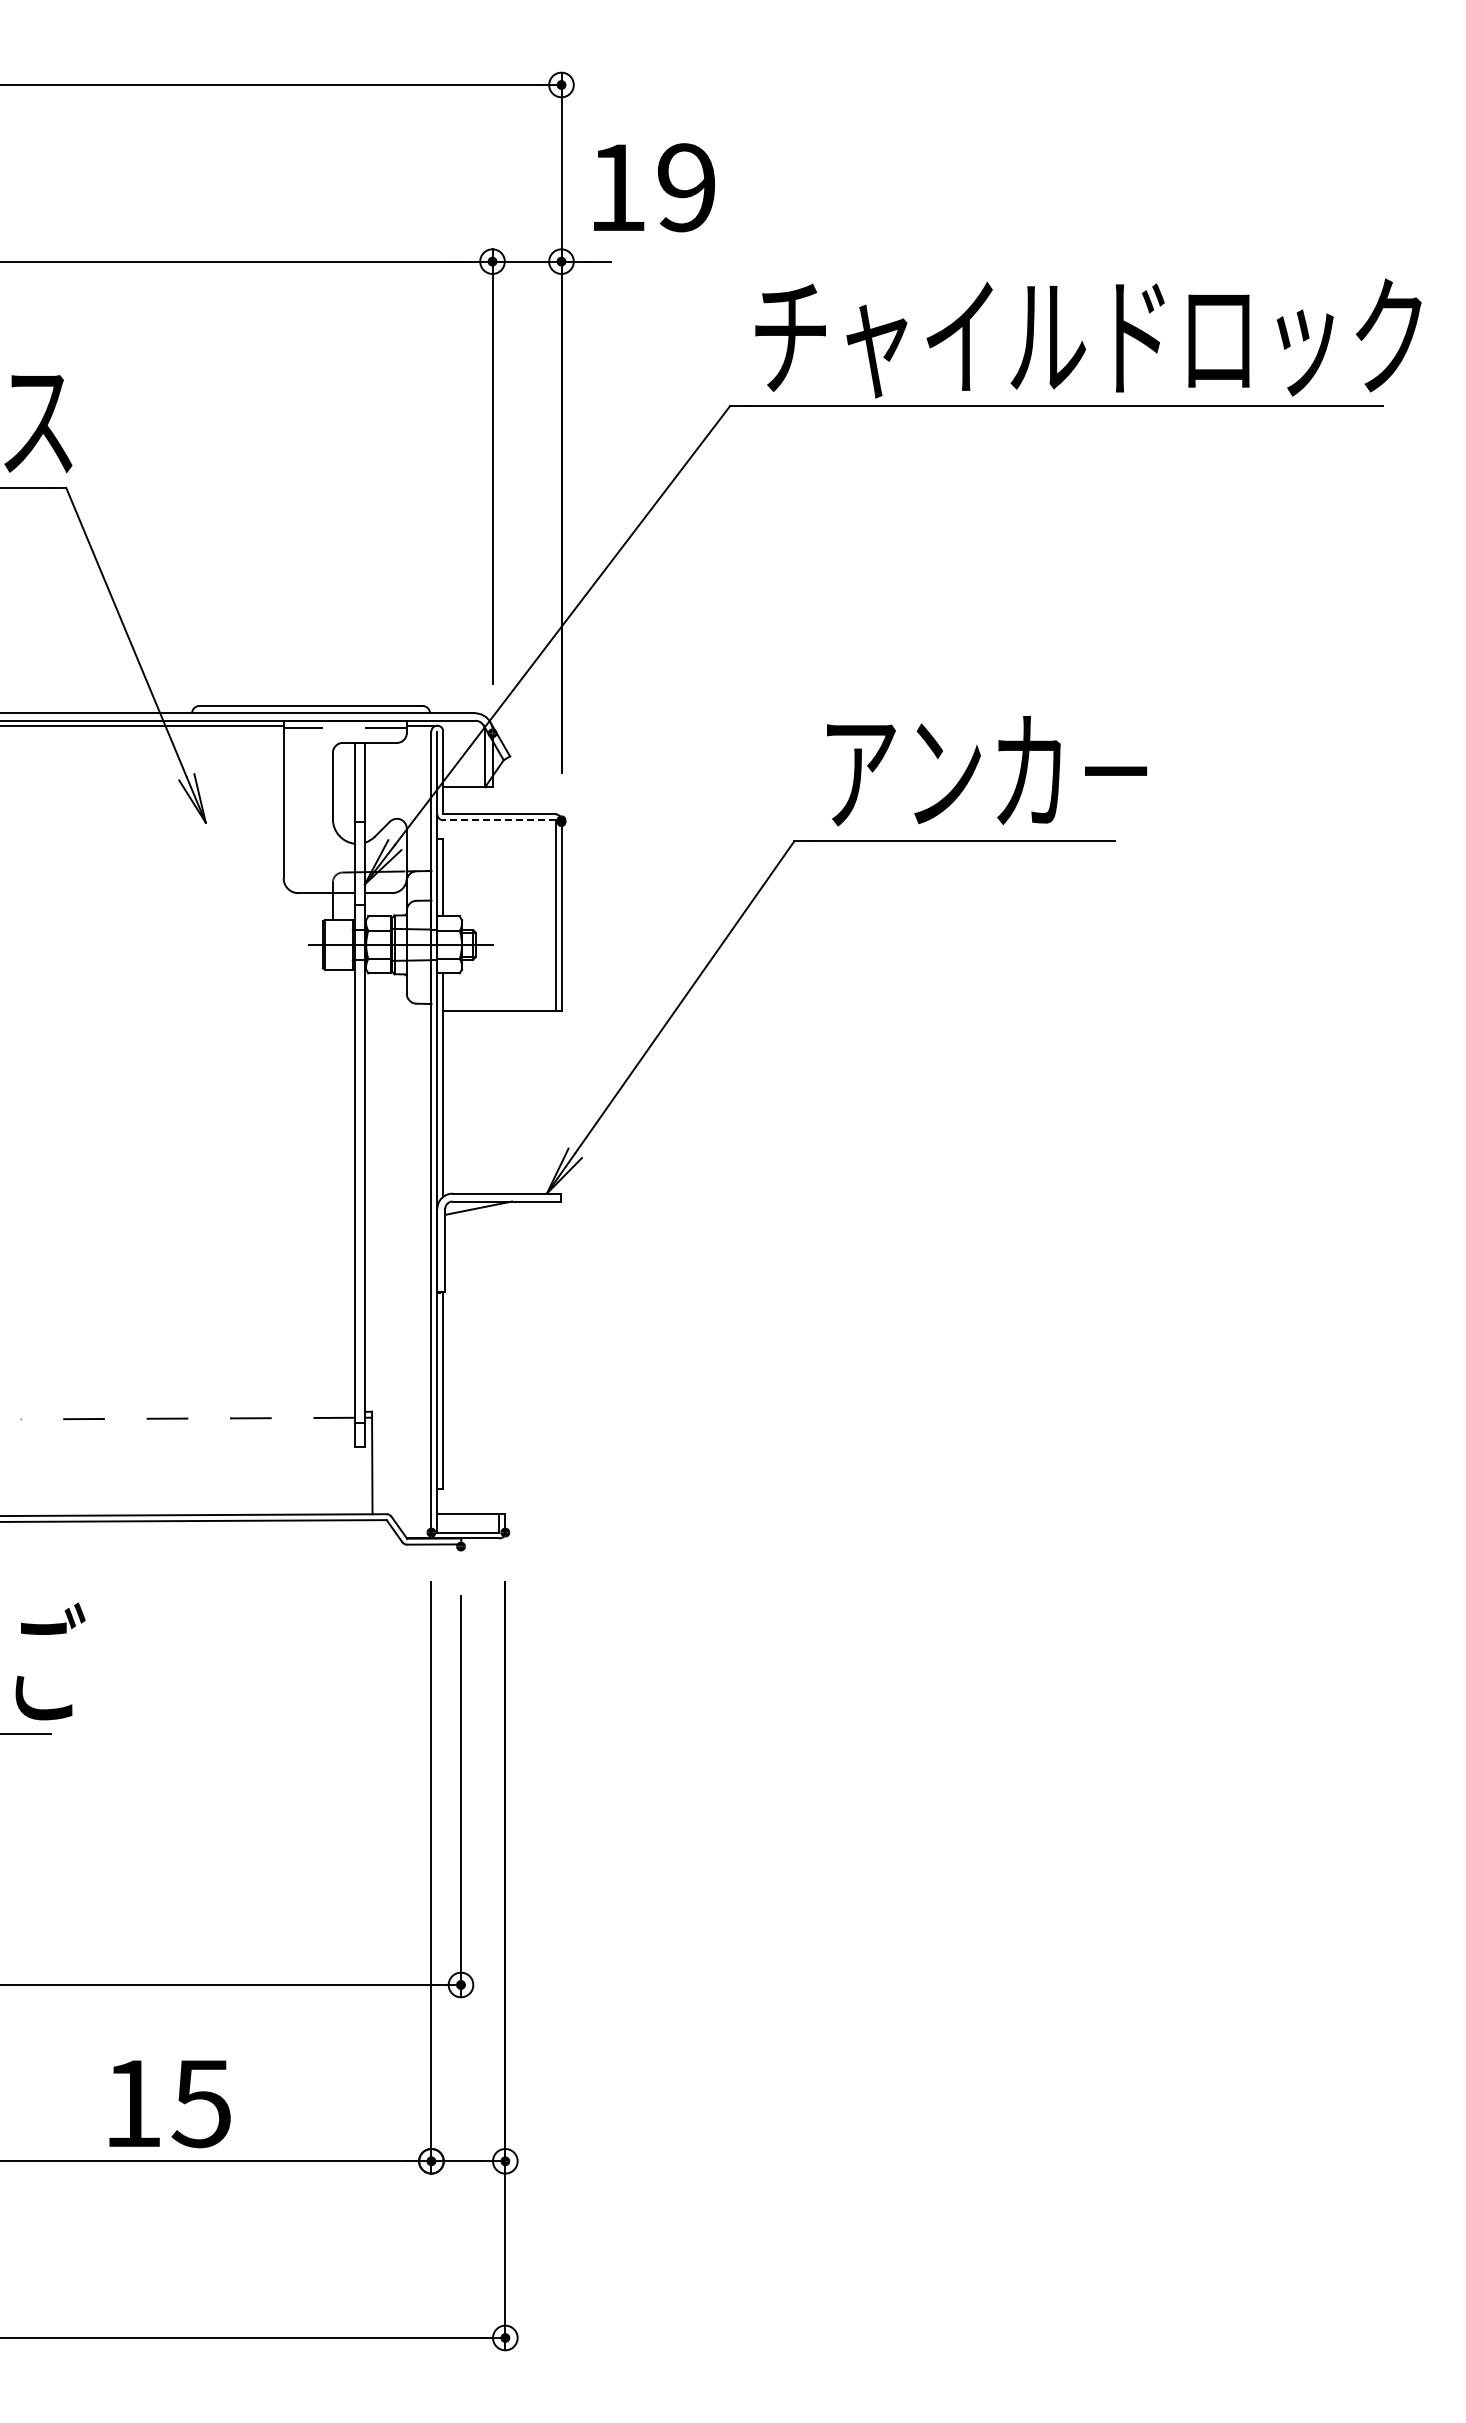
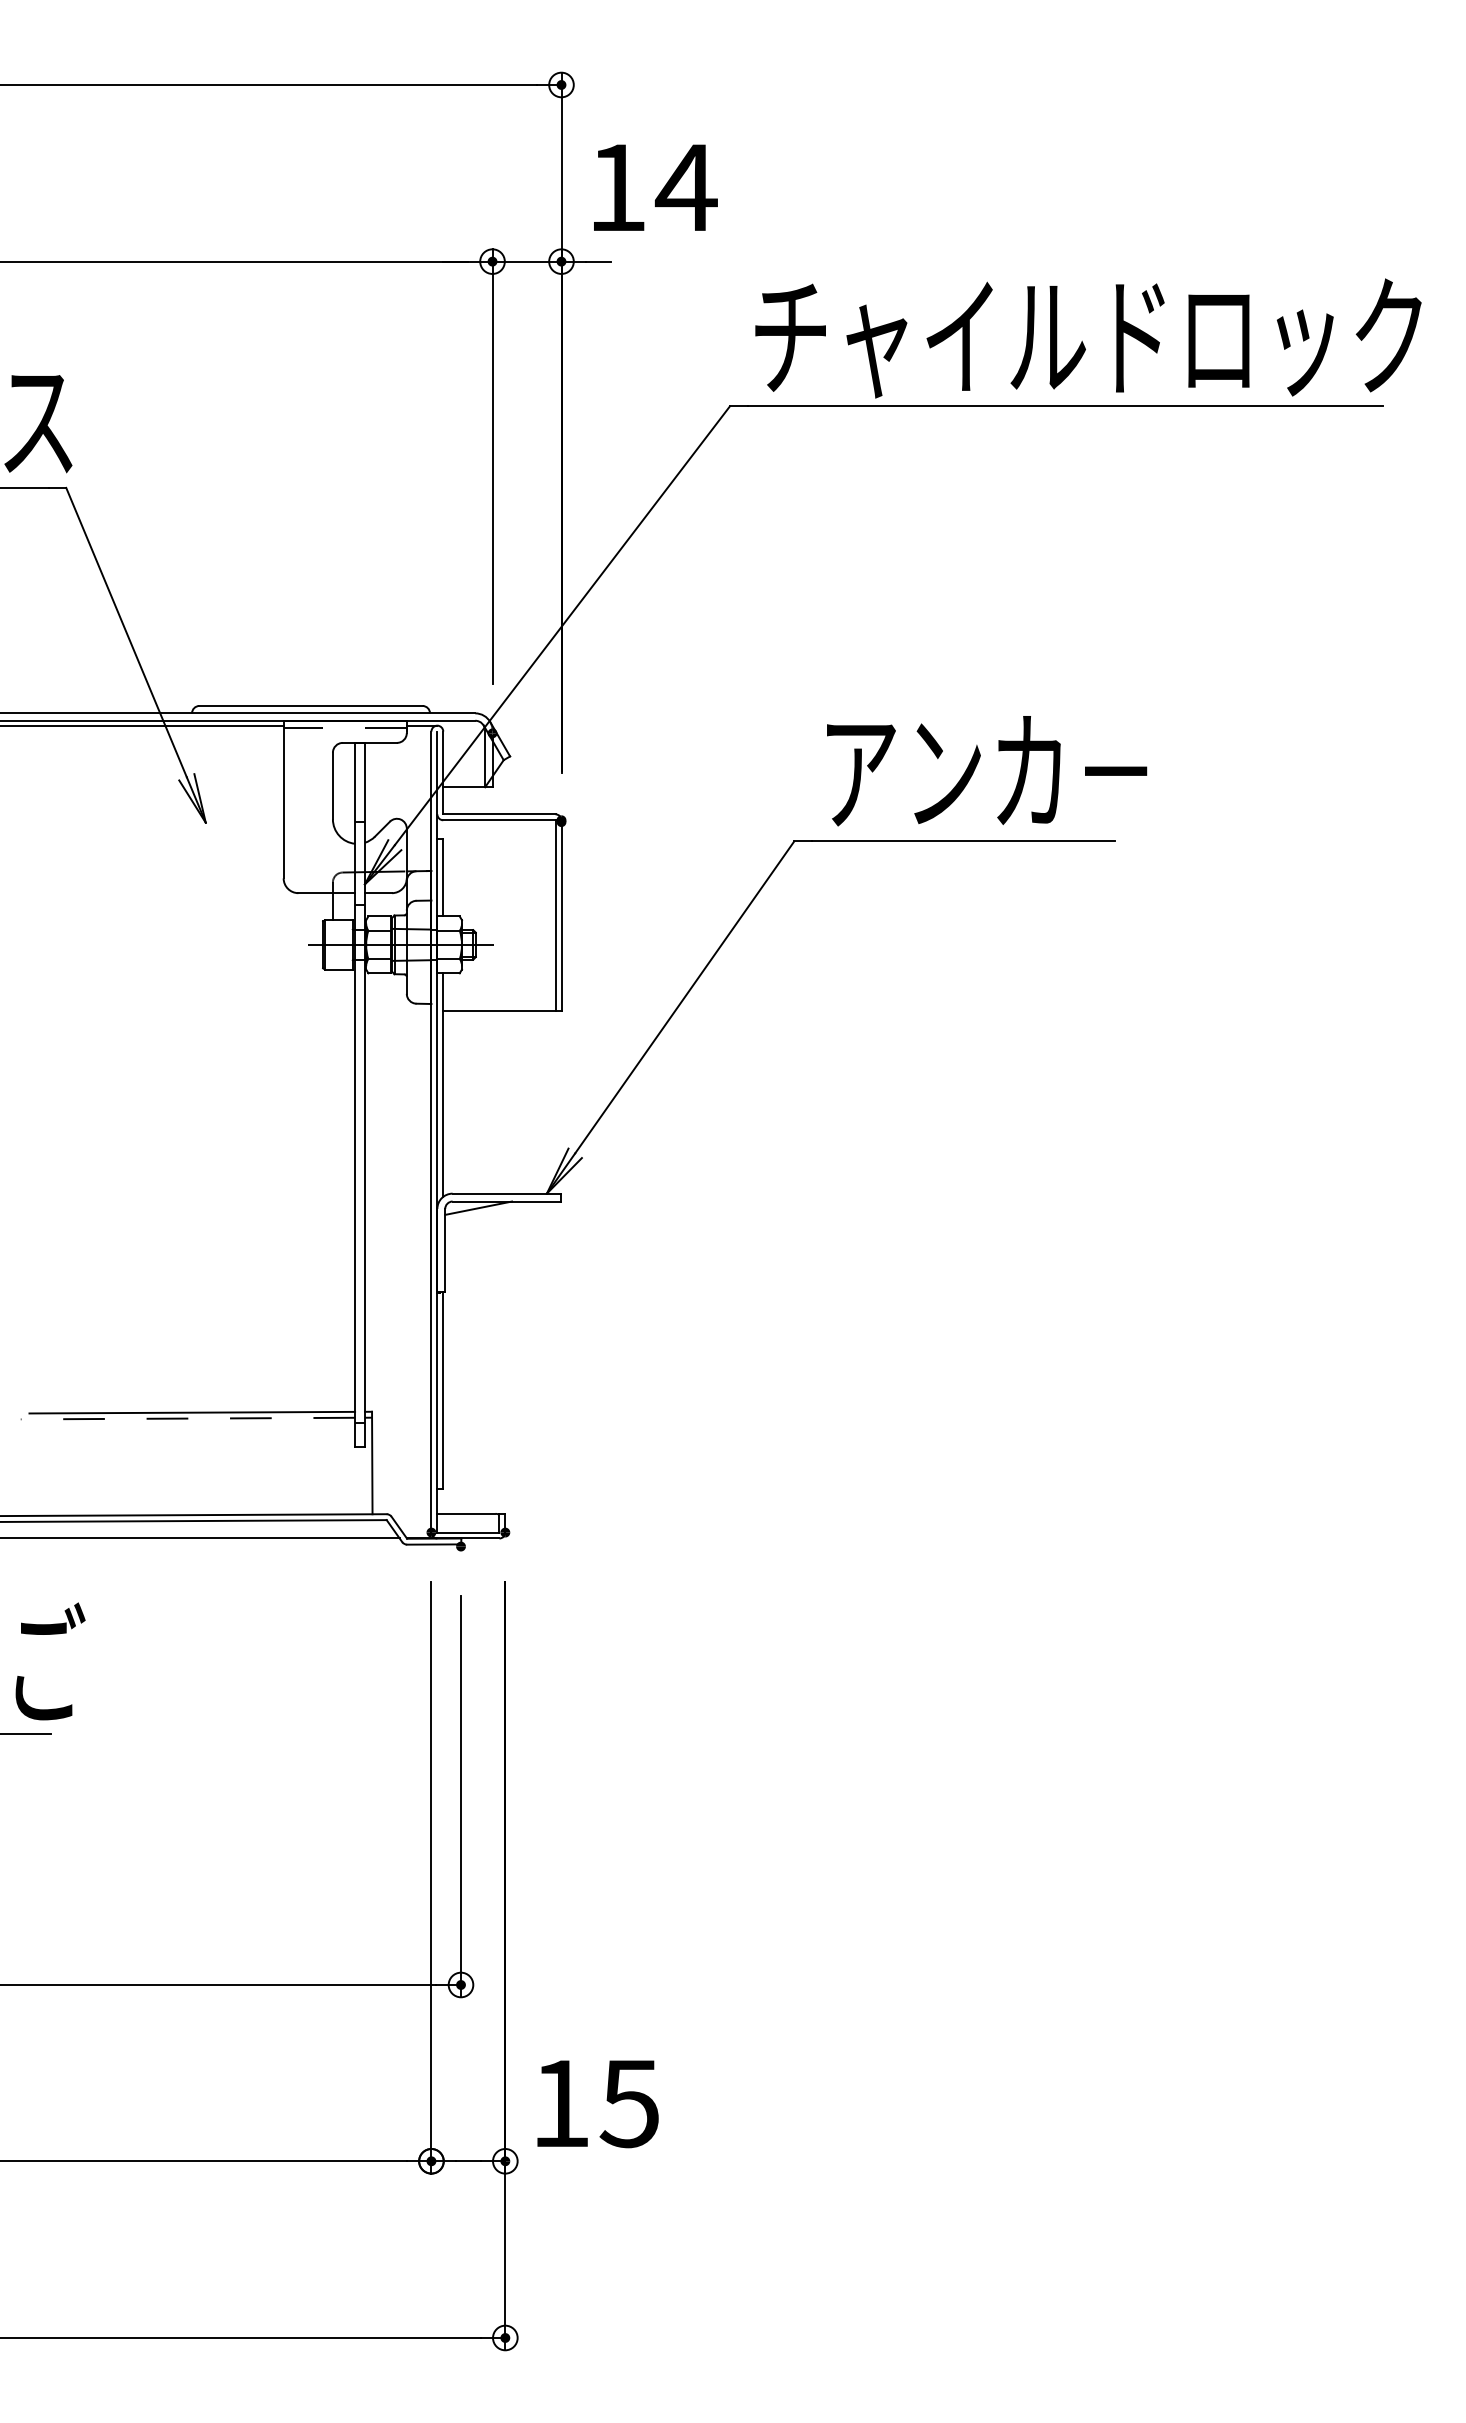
text: 19 -> 14 (685, 187)
line: dashed -> solid (498, 820)
line: none -> present (192, 1412)
line: none -> present (200, 1538)
text position: (169, 2104) -> (597, 2104) (597, 2104)
